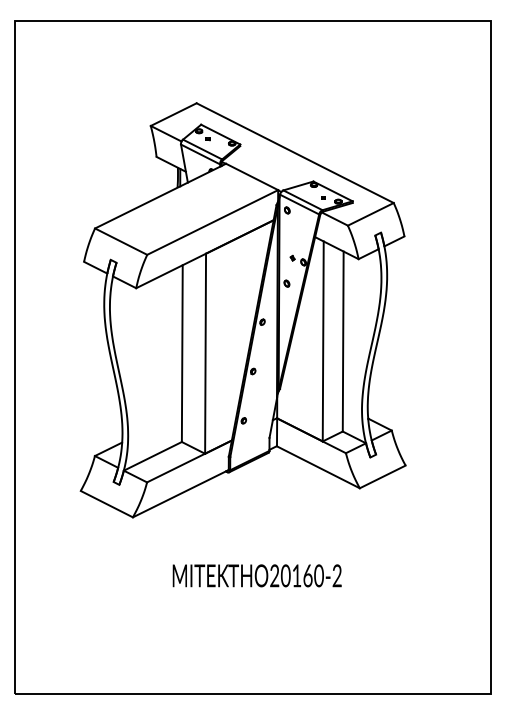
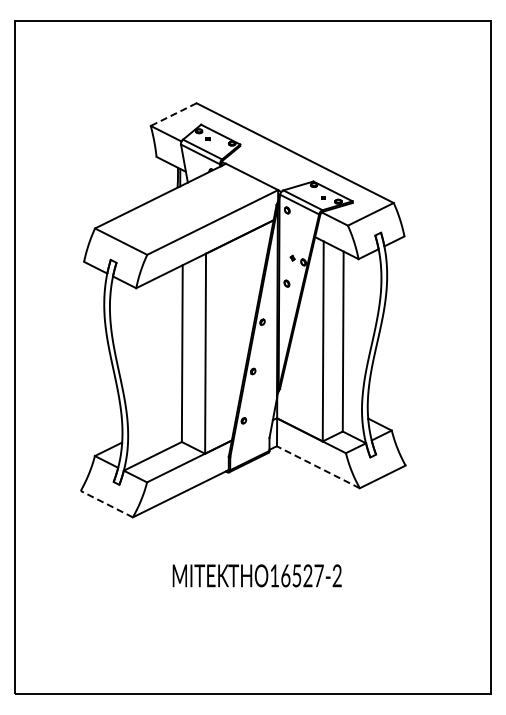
line: solid -> dashed (173, 114)
line: solid -> dashed (318, 467)
line: solid -> dashed (106, 503)
text: THO20160-2 -> THO16527-2 (296, 575)
